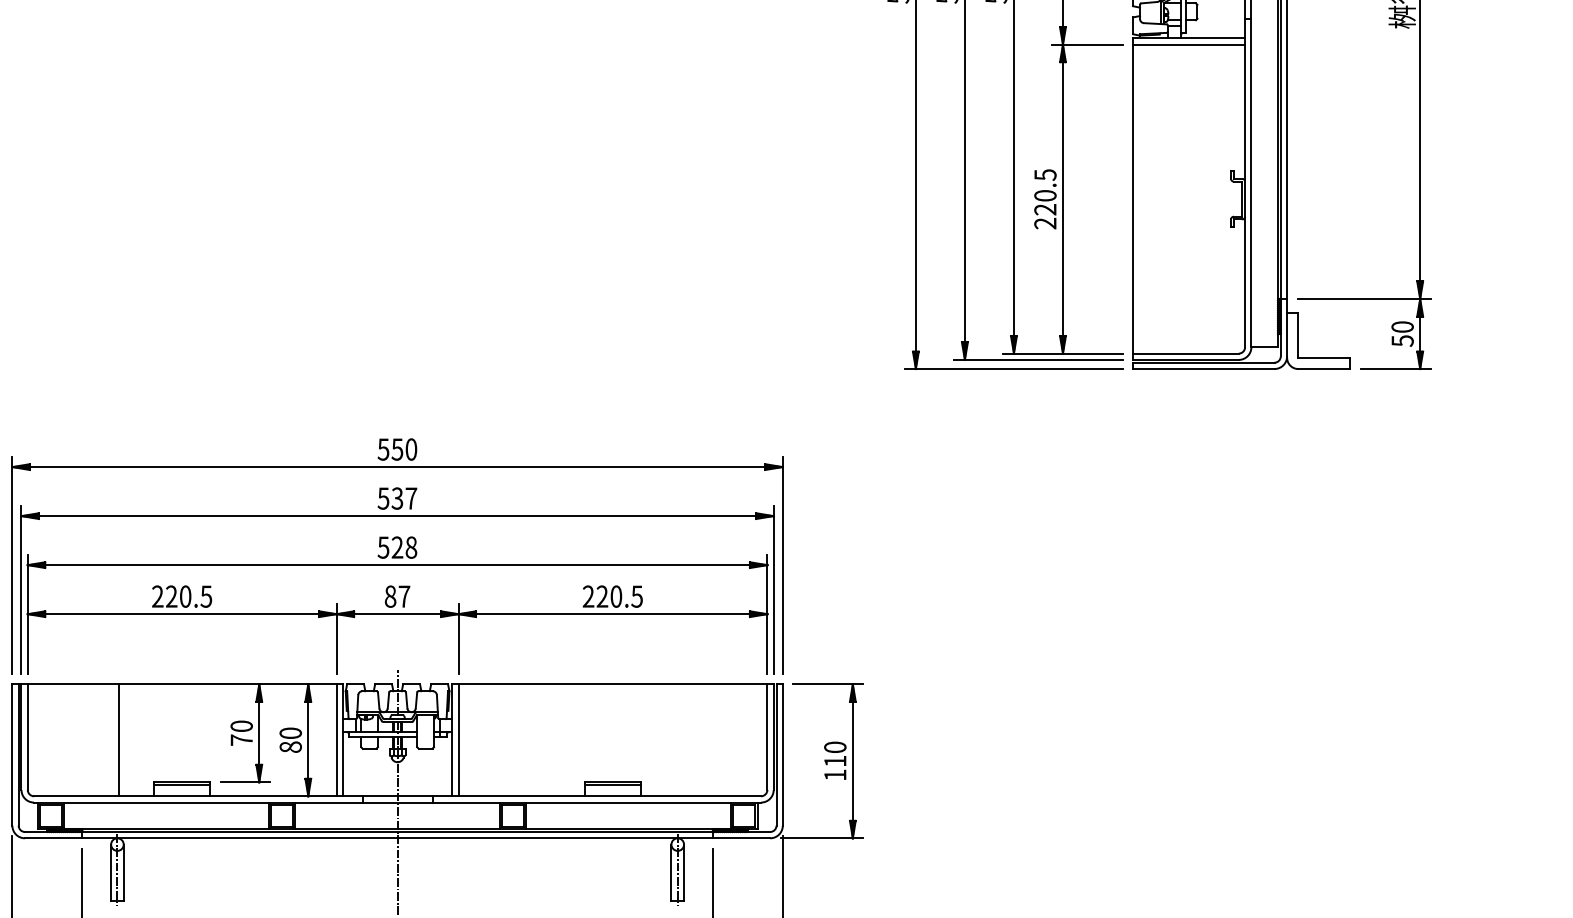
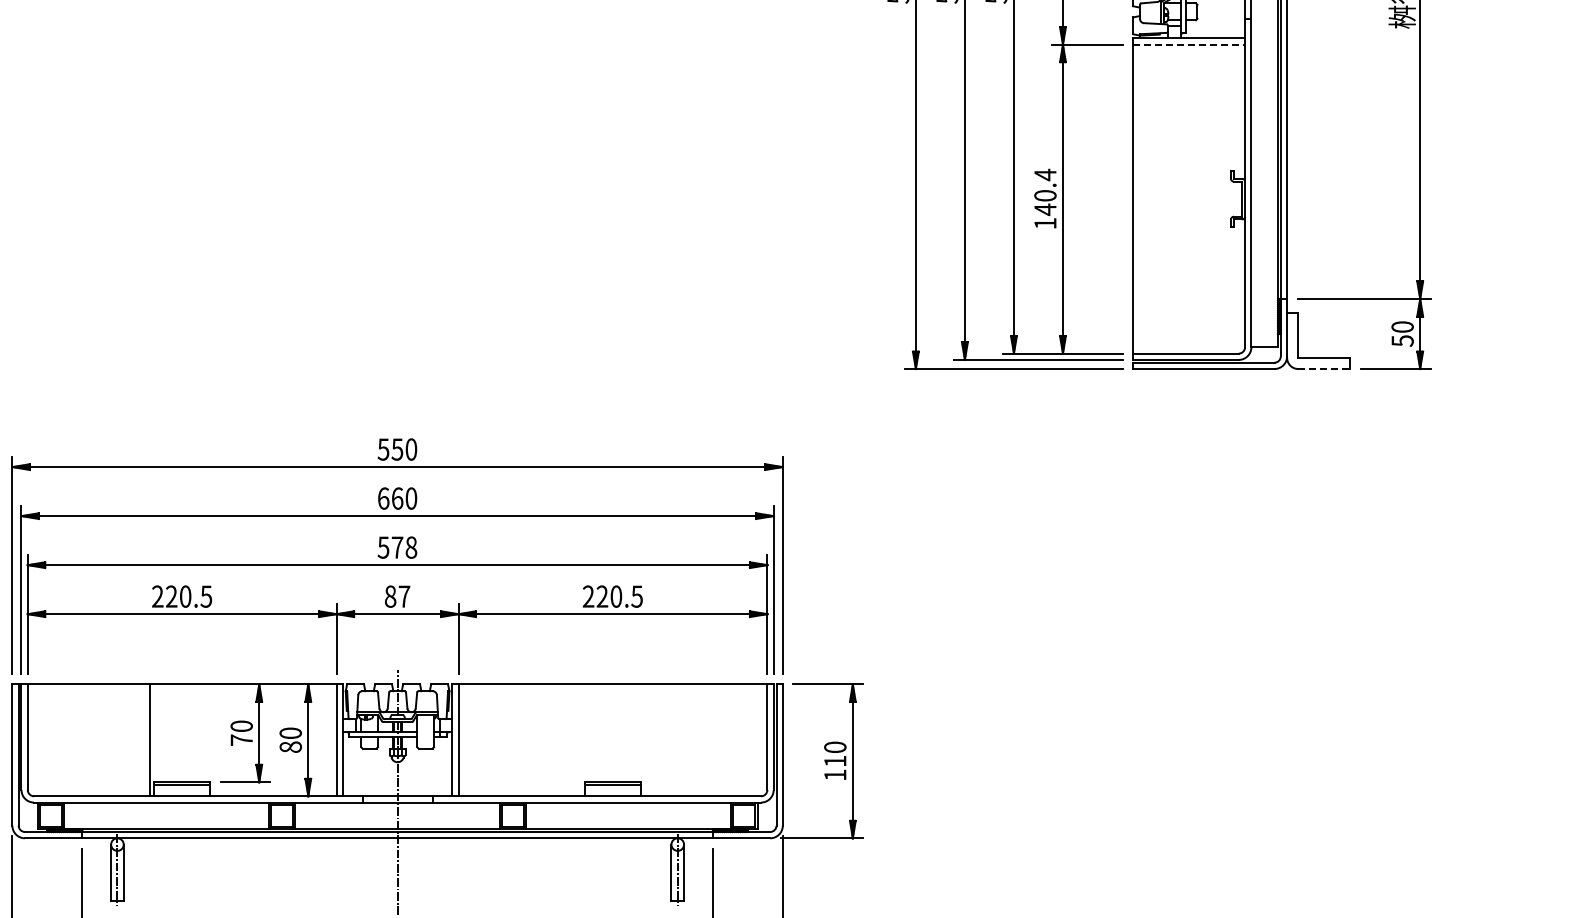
line: solid -> dashed (1189, 44)
text: 220.5 -> 140.4 (1045, 198)
line: solid -> dashed (1324, 369)
text: 537 -> 660 (397, 498)
text: 528 -> 578 (397, 547)
line position: (118, 740) -> (149, 740) (149, 740)
